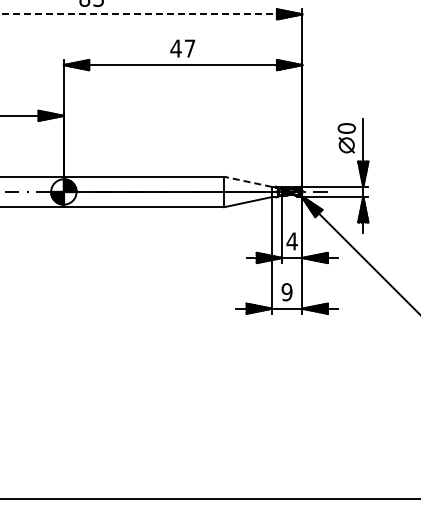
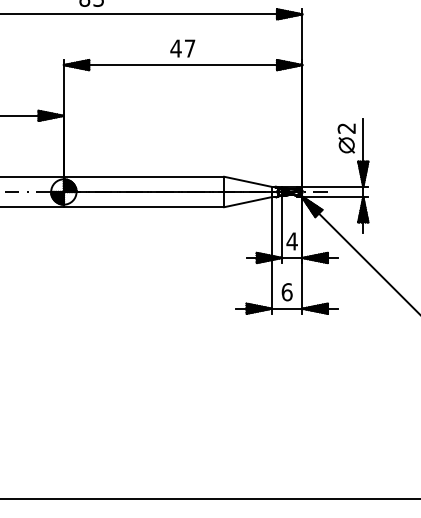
line: dashed -> solid (151, 14)
text: 0 -> 2 (346, 128)
line: dashed -> solid (247, 181)
text: 9 -> 6 (286, 292)
